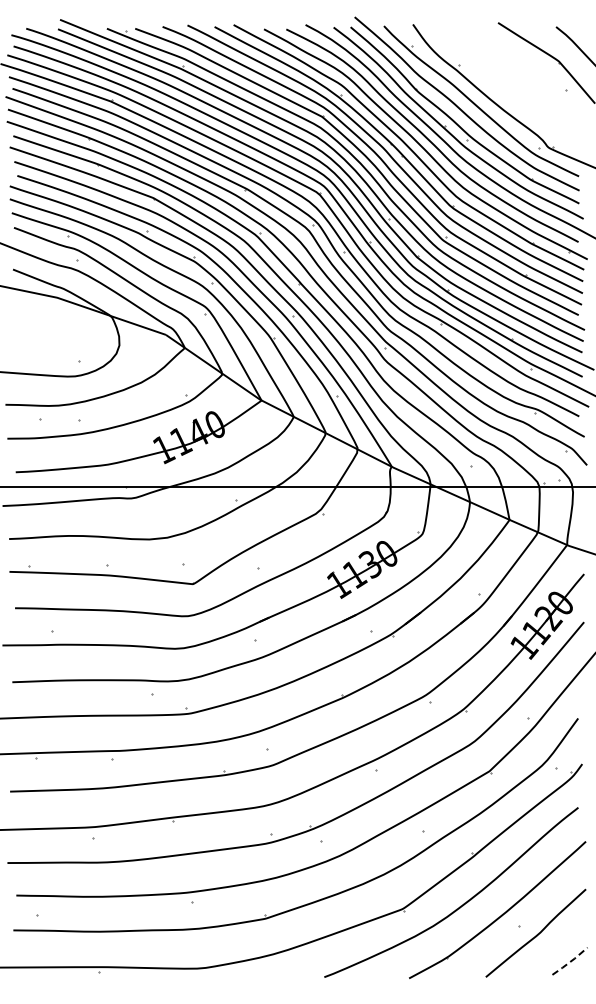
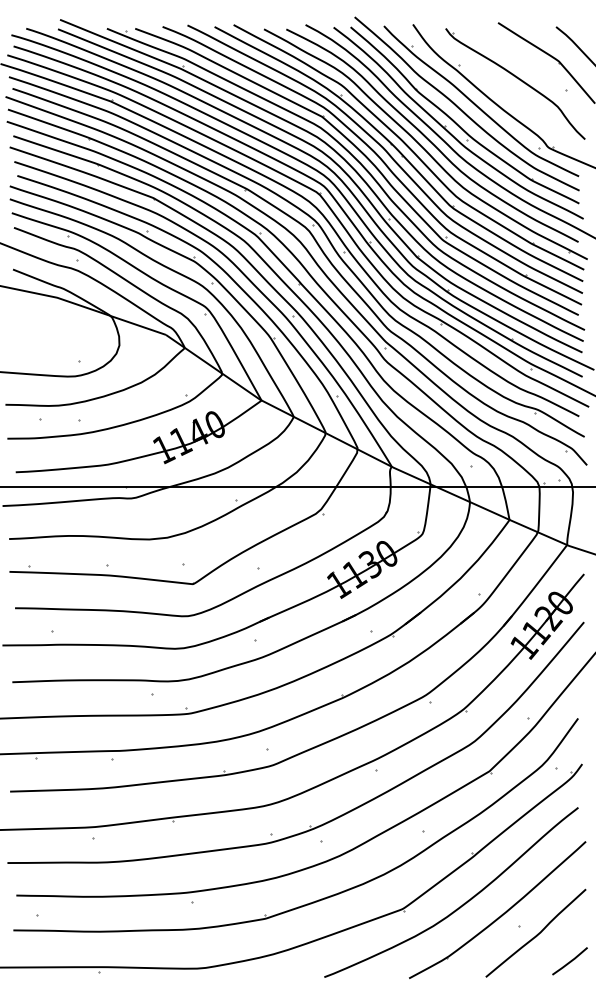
part: none -> present (515, 83)
line: dashed -> solid (570, 962)
